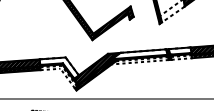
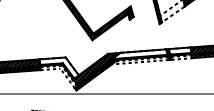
line position: (106, 98) -> (106, 93) (106, 93)
